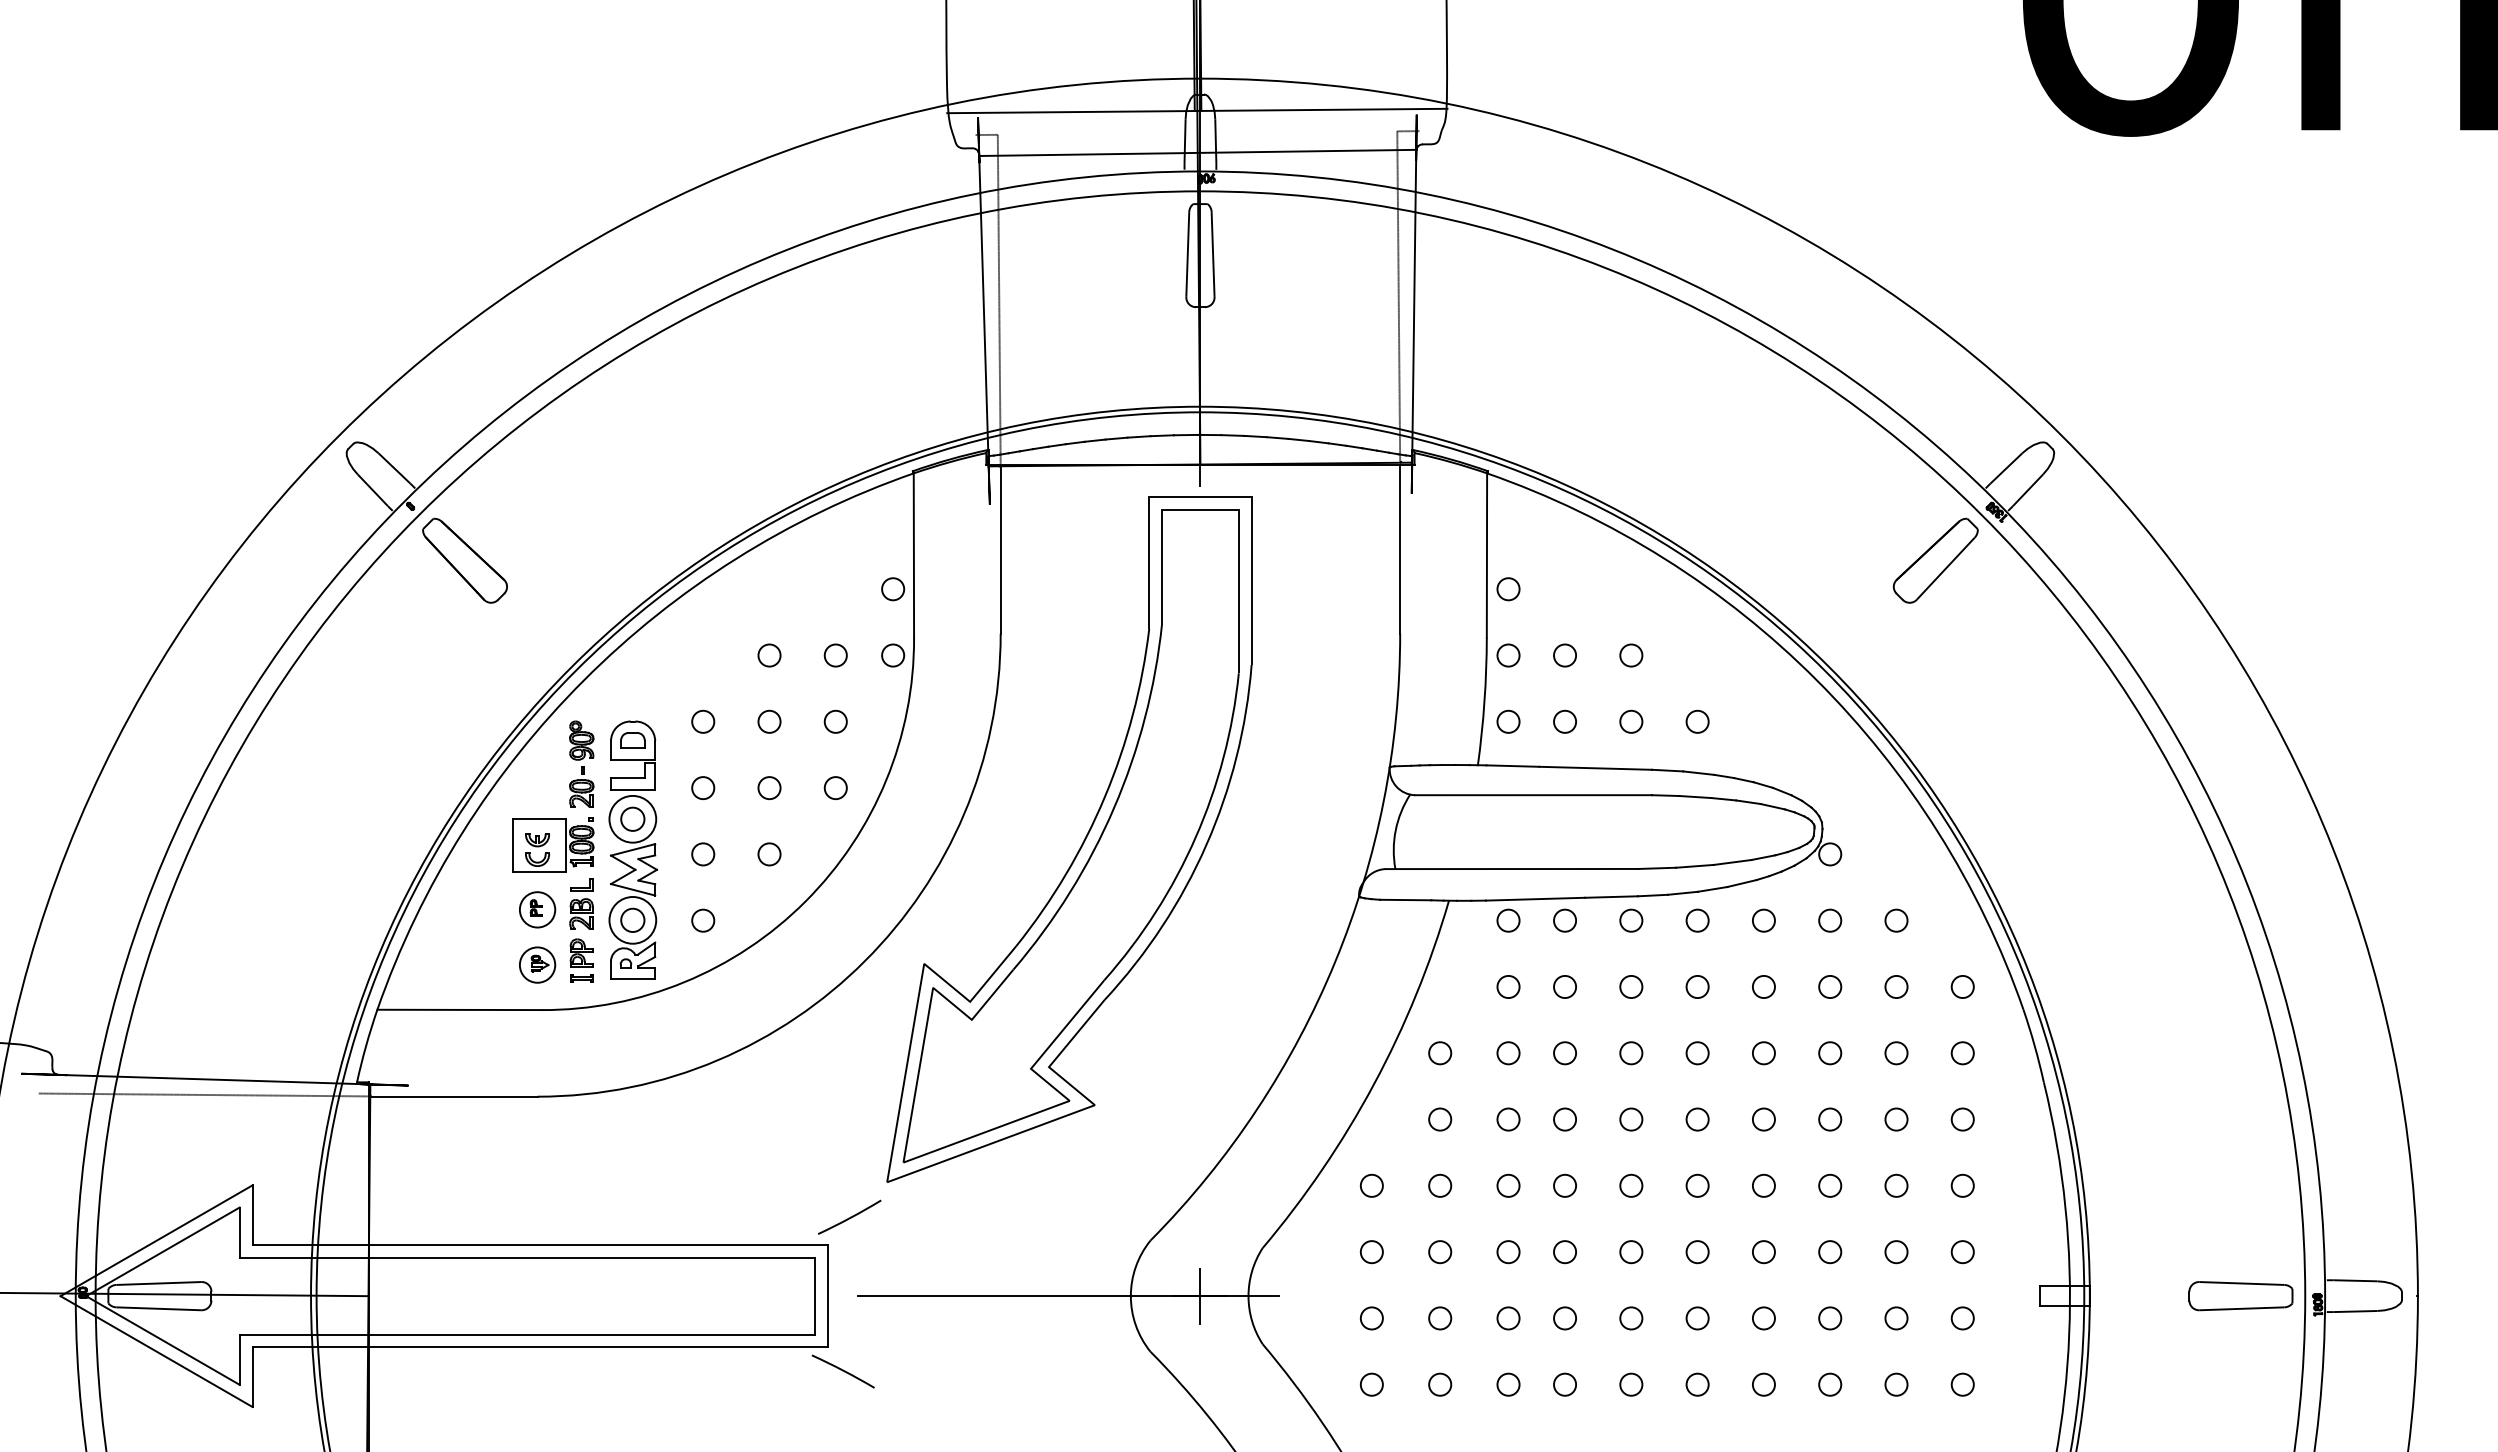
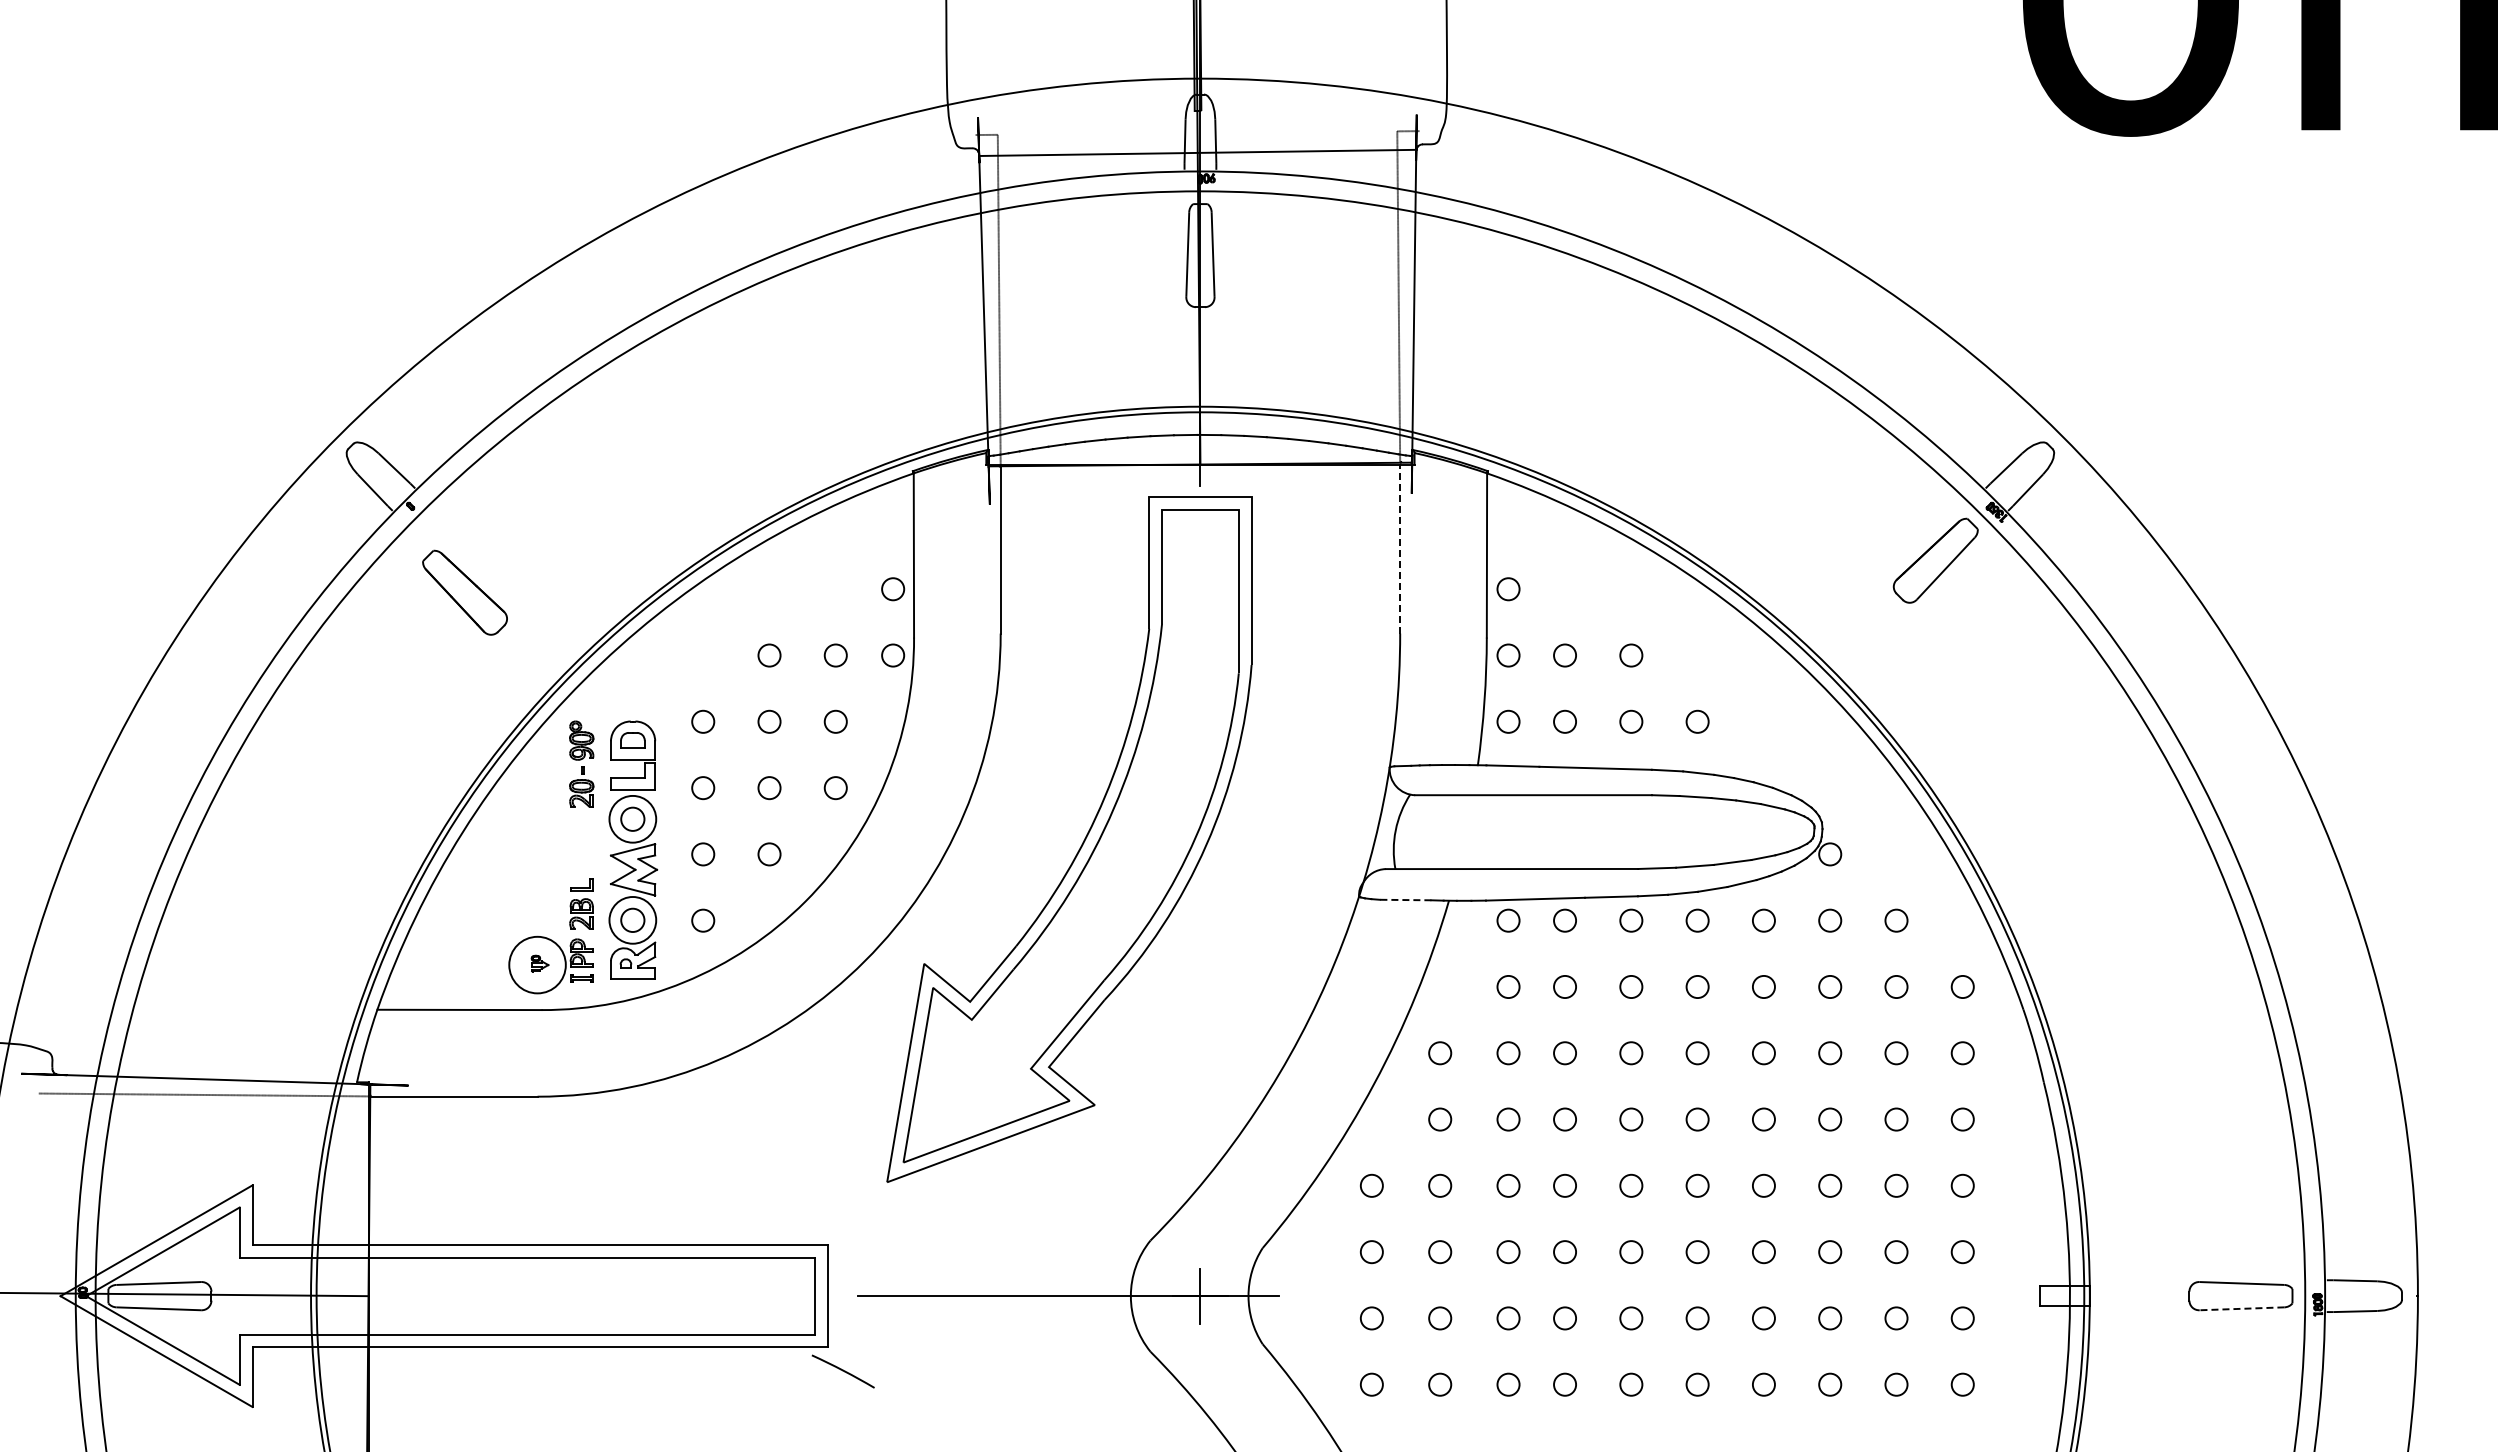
line: present -> none (1197, 110)
line: solid -> dashed (1400, 549)
part position: (464, 560) -> (464, 592) (464, 592)
part: present -> none (553, 844)
line: solid -> dashed (1405, 900)
part: present -> none (537, 909)
circle diameter: 35 px -> 57 px (537, 964)
line: present -> none (850, 1216)
line: solid -> dashed (2241, 1308)
